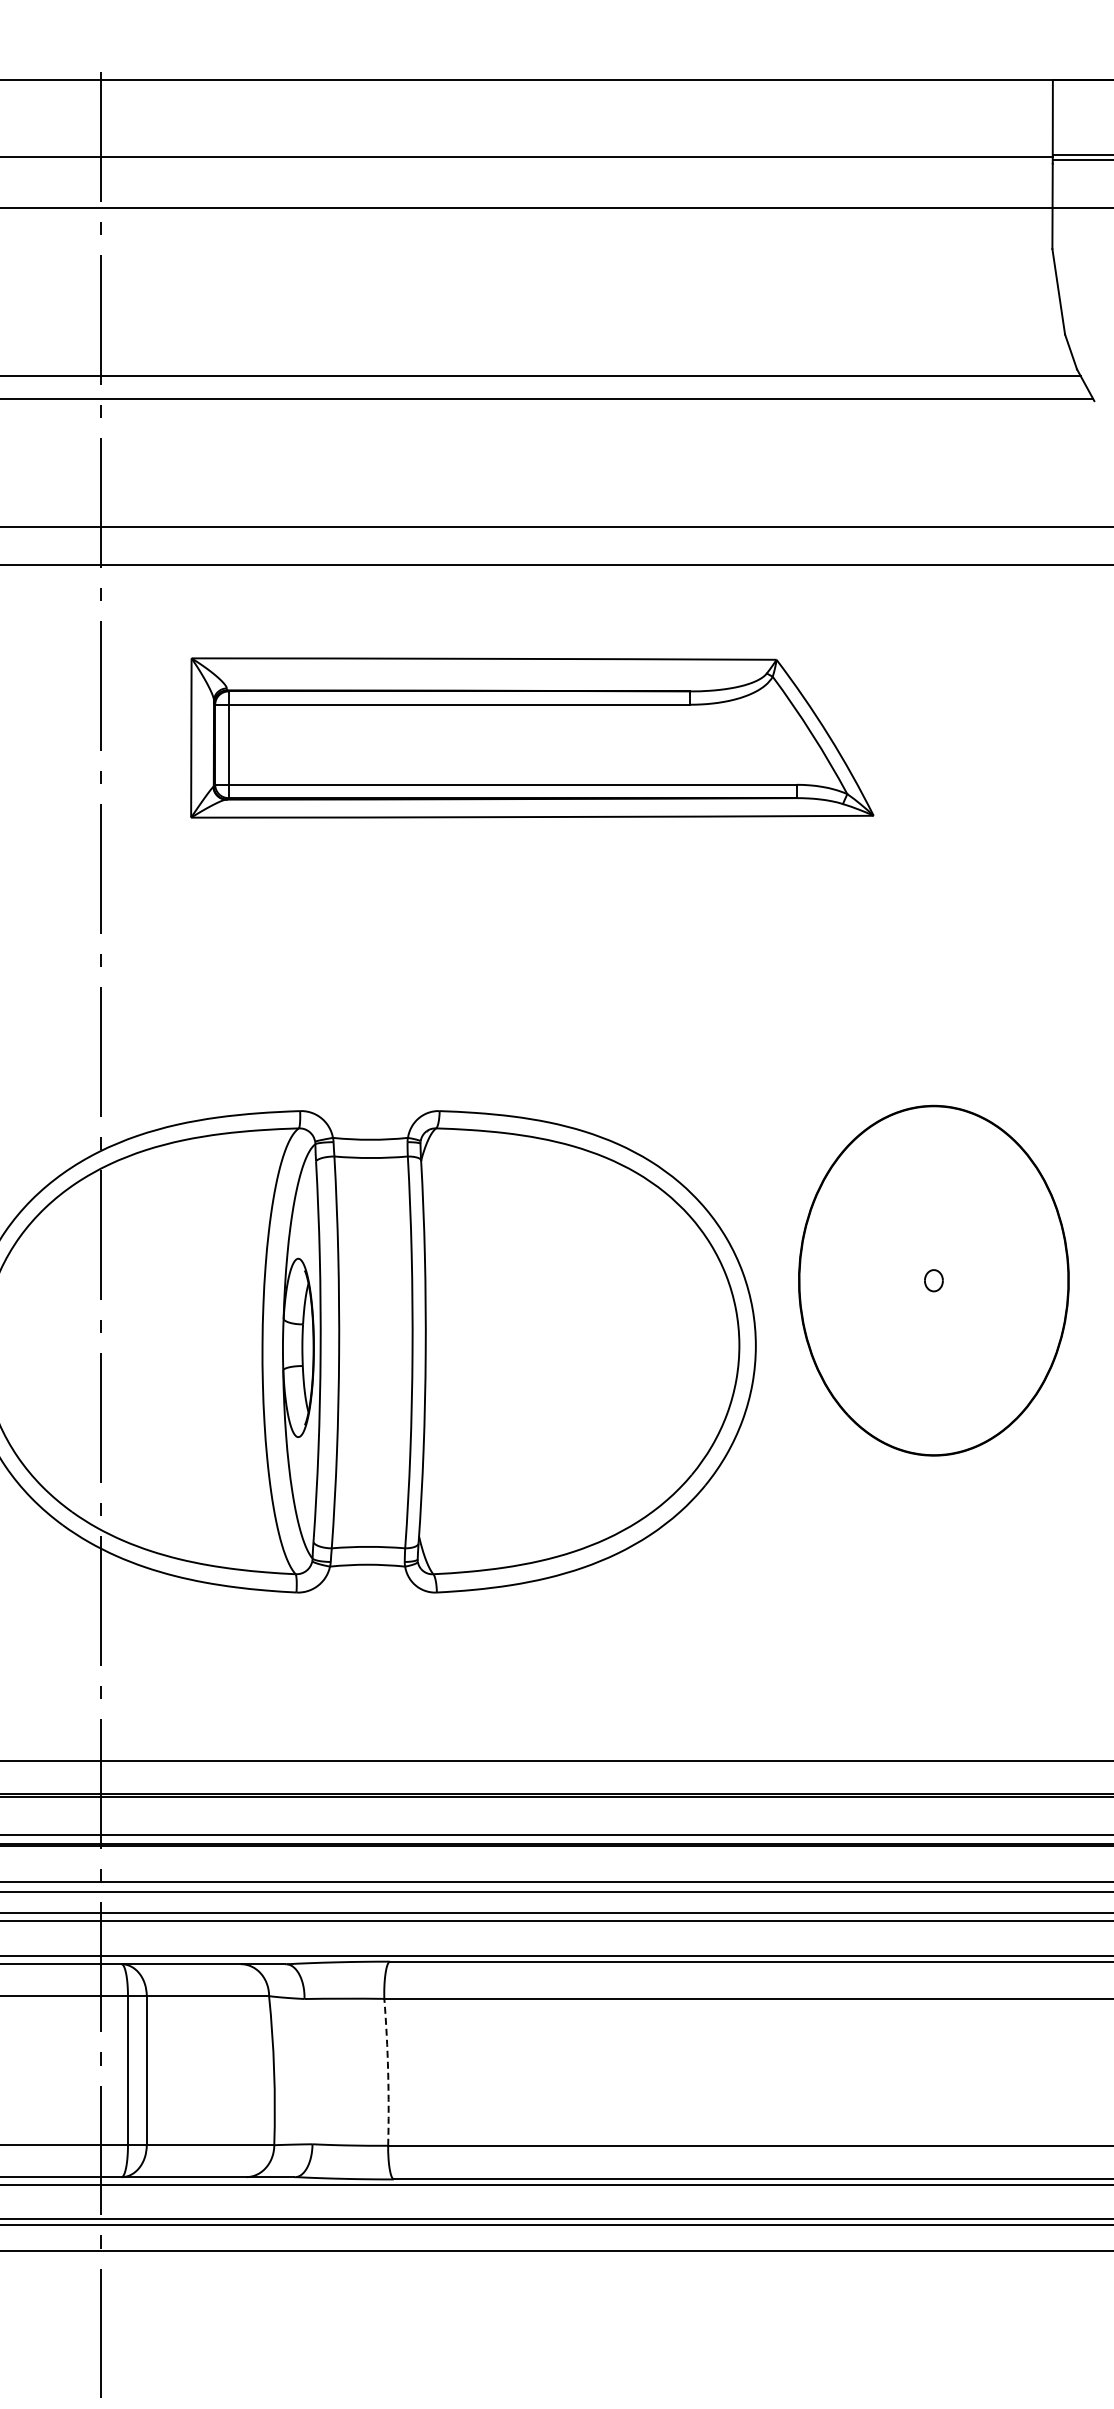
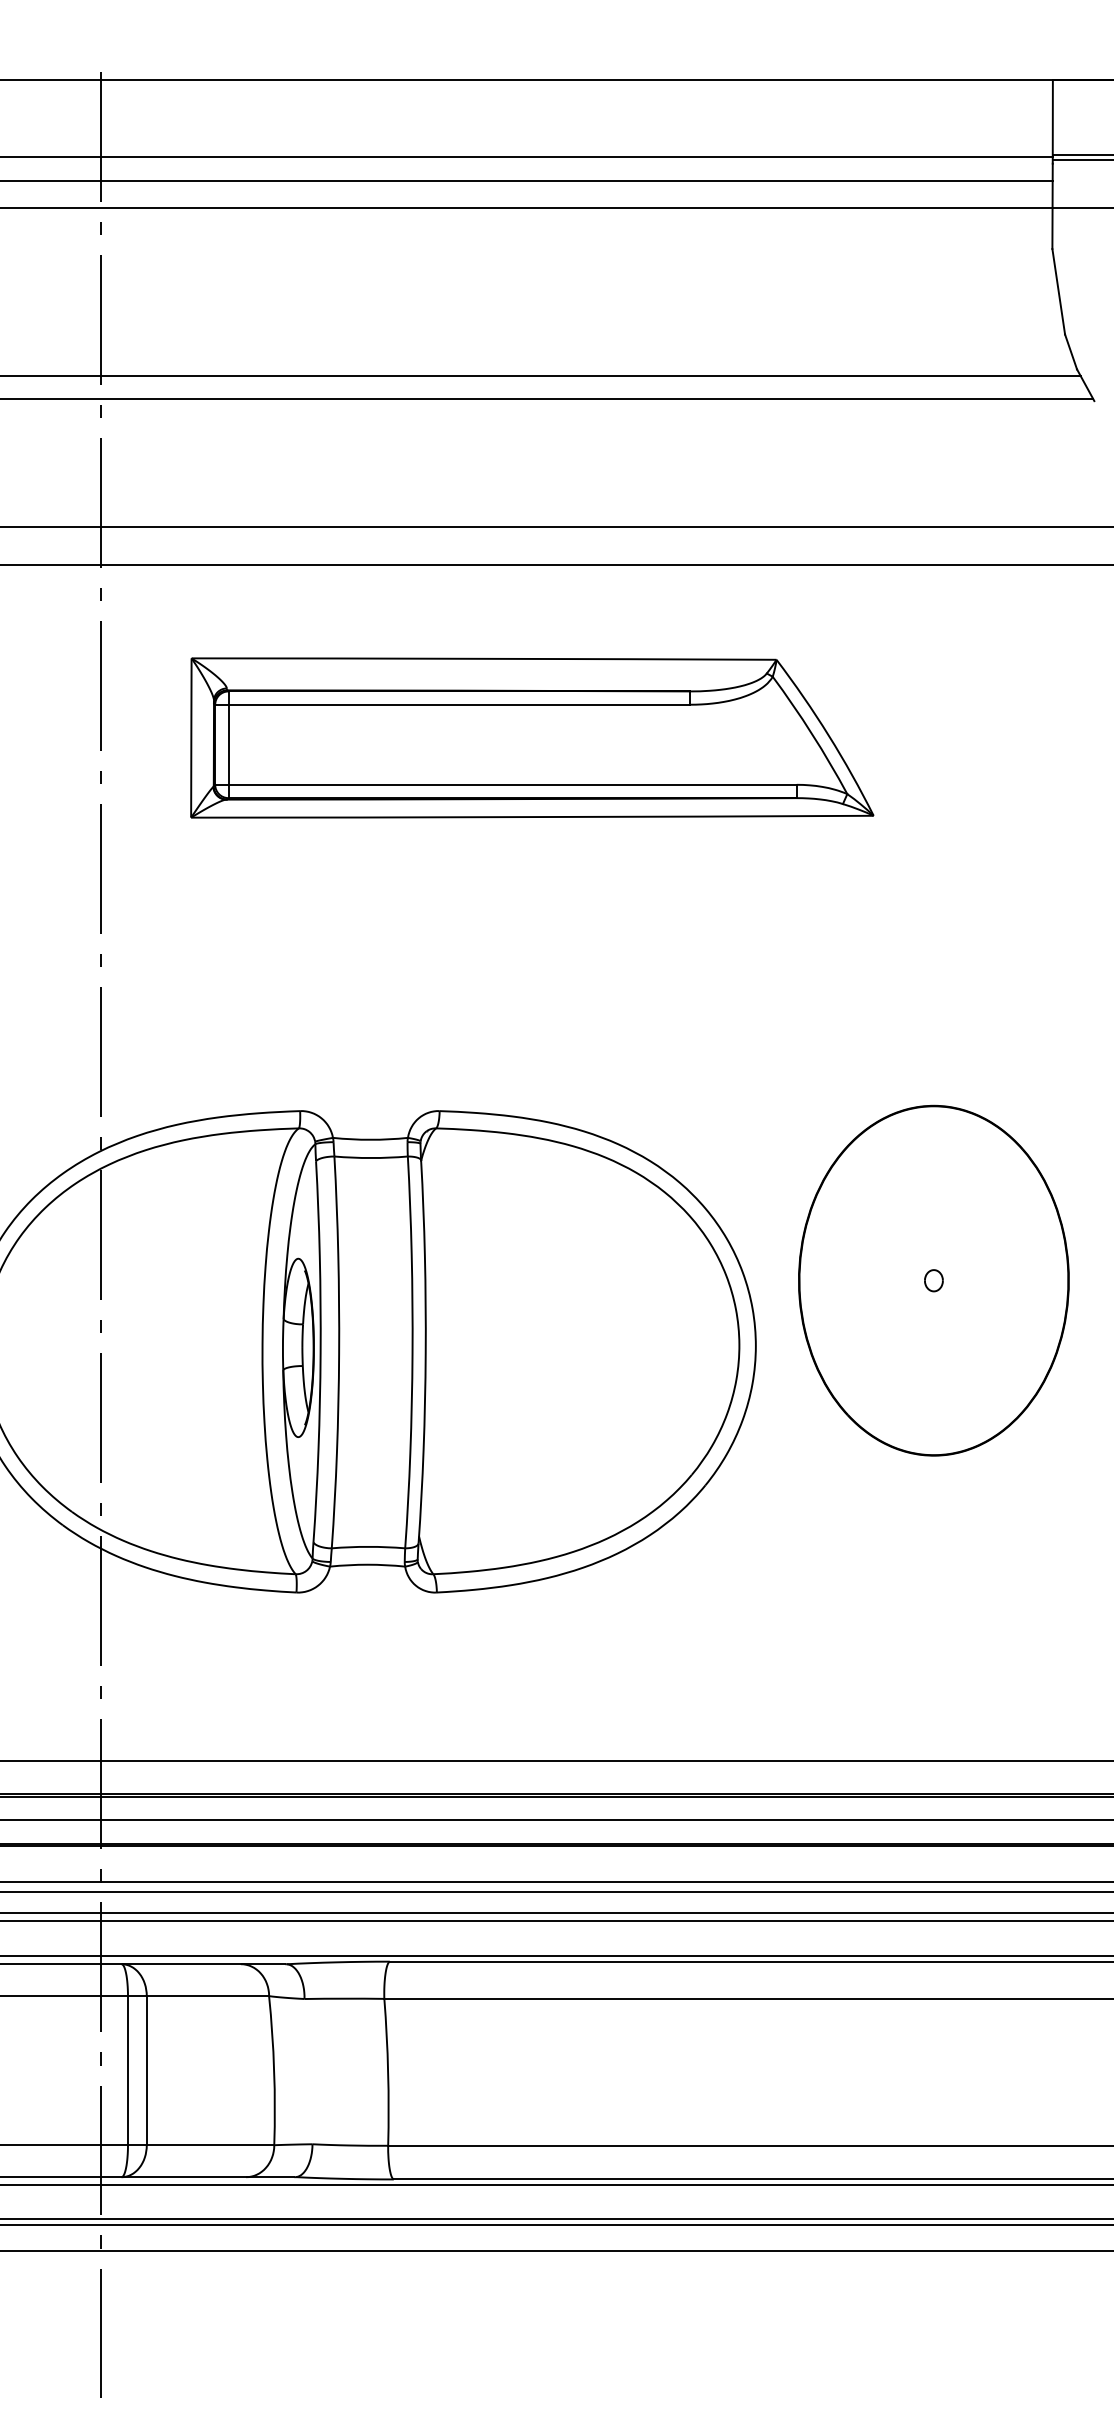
line: none -> present (527, 181)
line position: (556, 1835) -> (556, 1820) (556, 1820)
arc: dashed -> solid (388, 2072)
